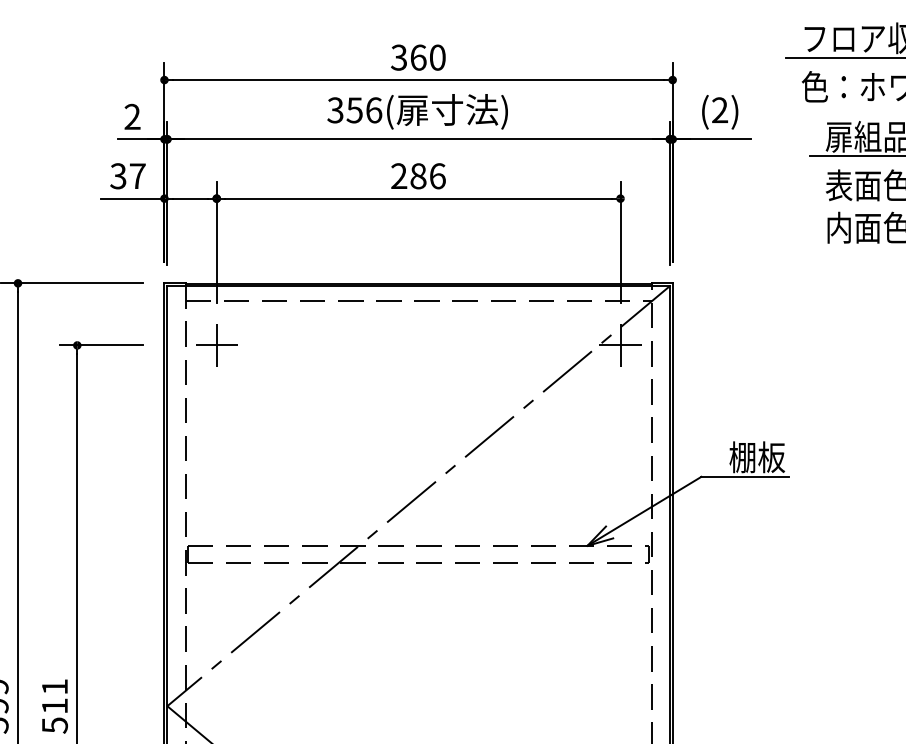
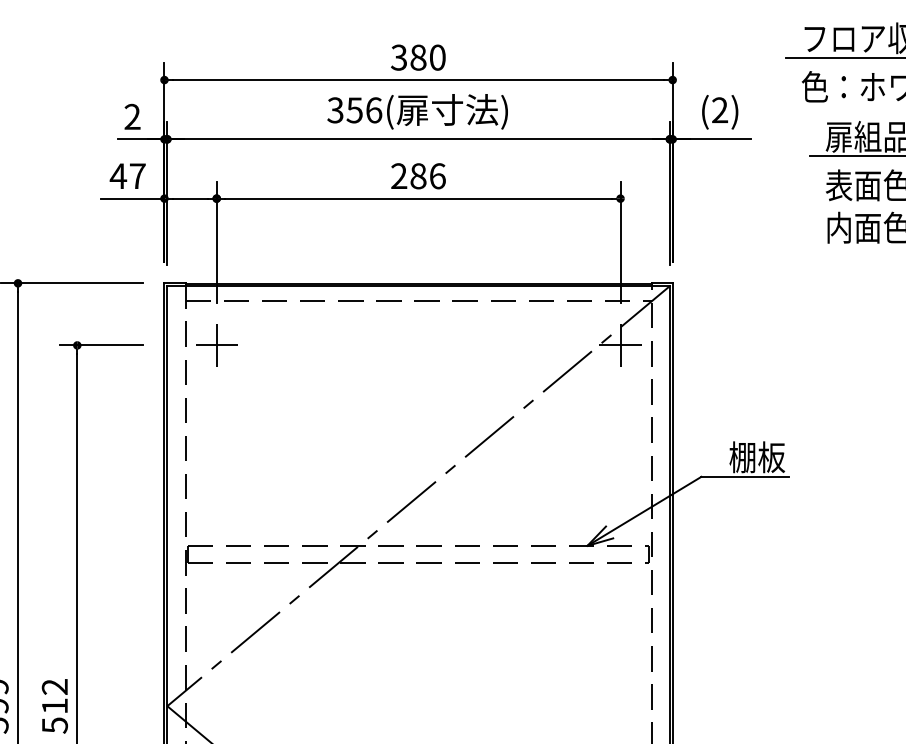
text: 360 -> 380 (418, 57)
text: 37 -> 47 (118, 176)
text: 511 -> 512 (54, 686)
